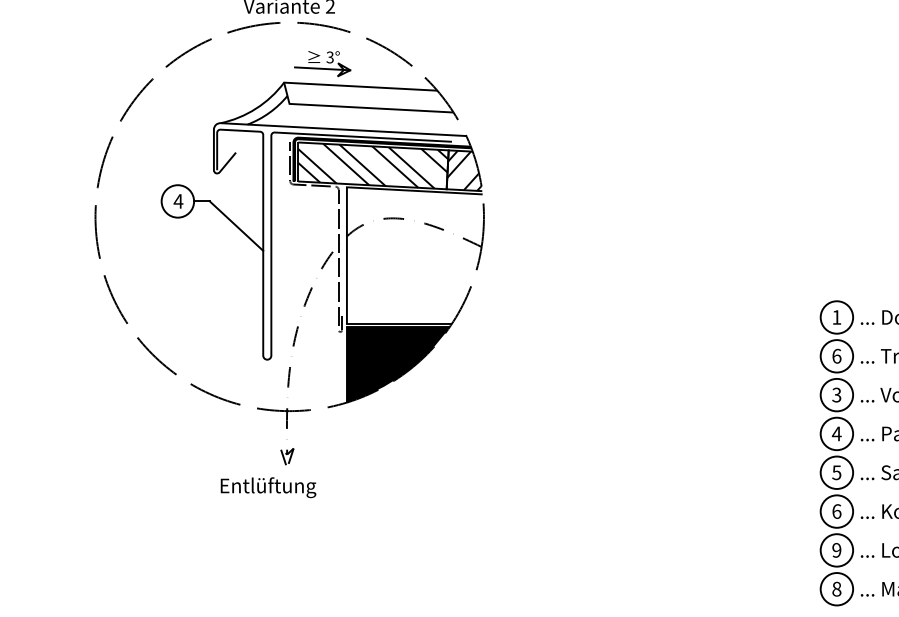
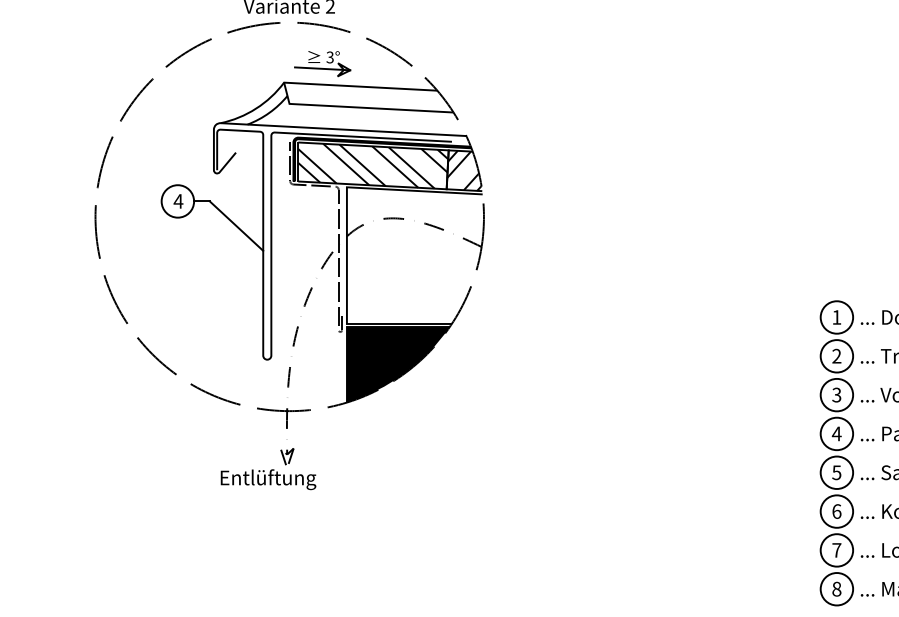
text: 6 -> 2 (836, 355)
text position: (268, 487) -> (268, 479) (268, 479)
text: 9 -> 7 (836, 550)
